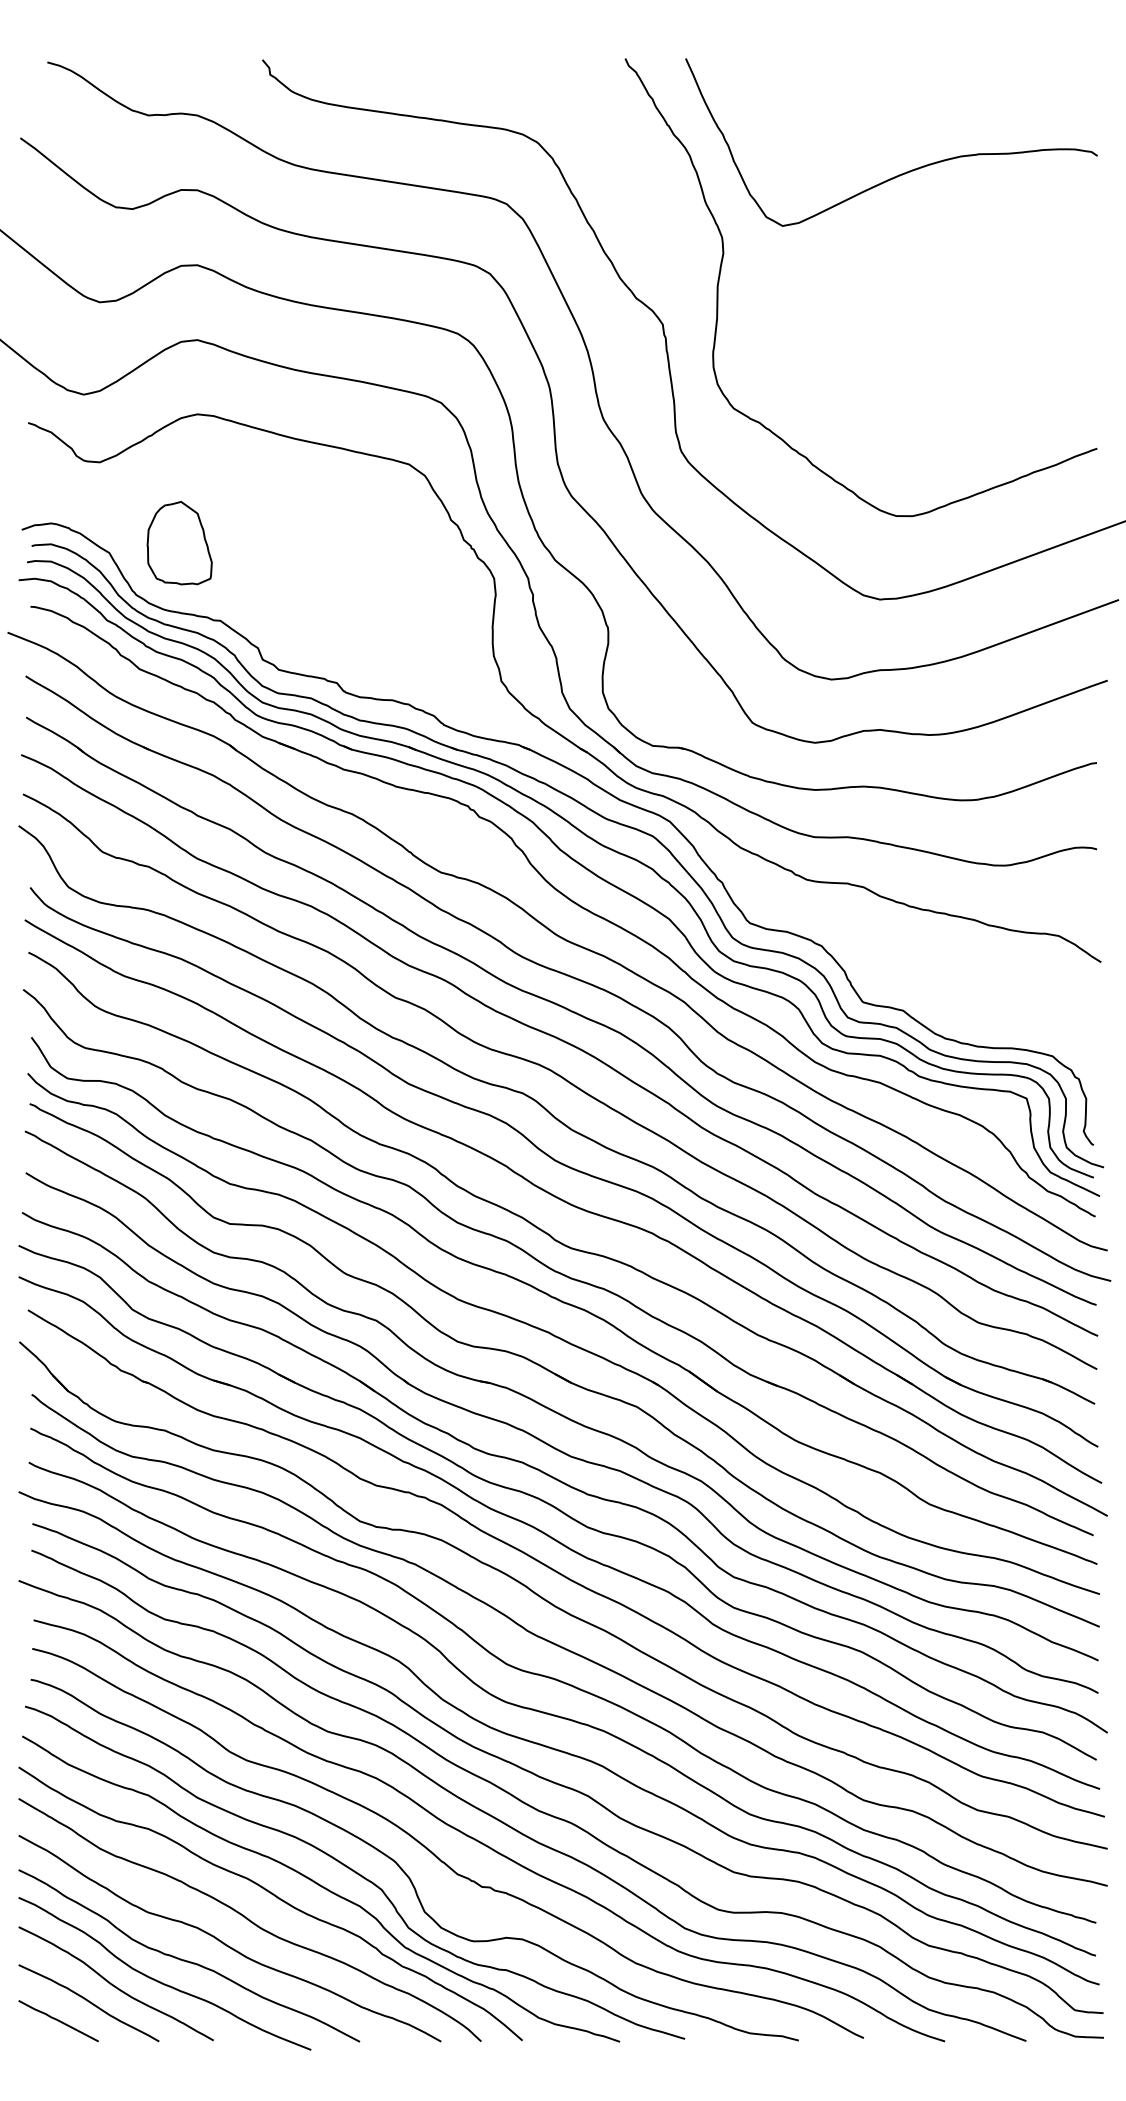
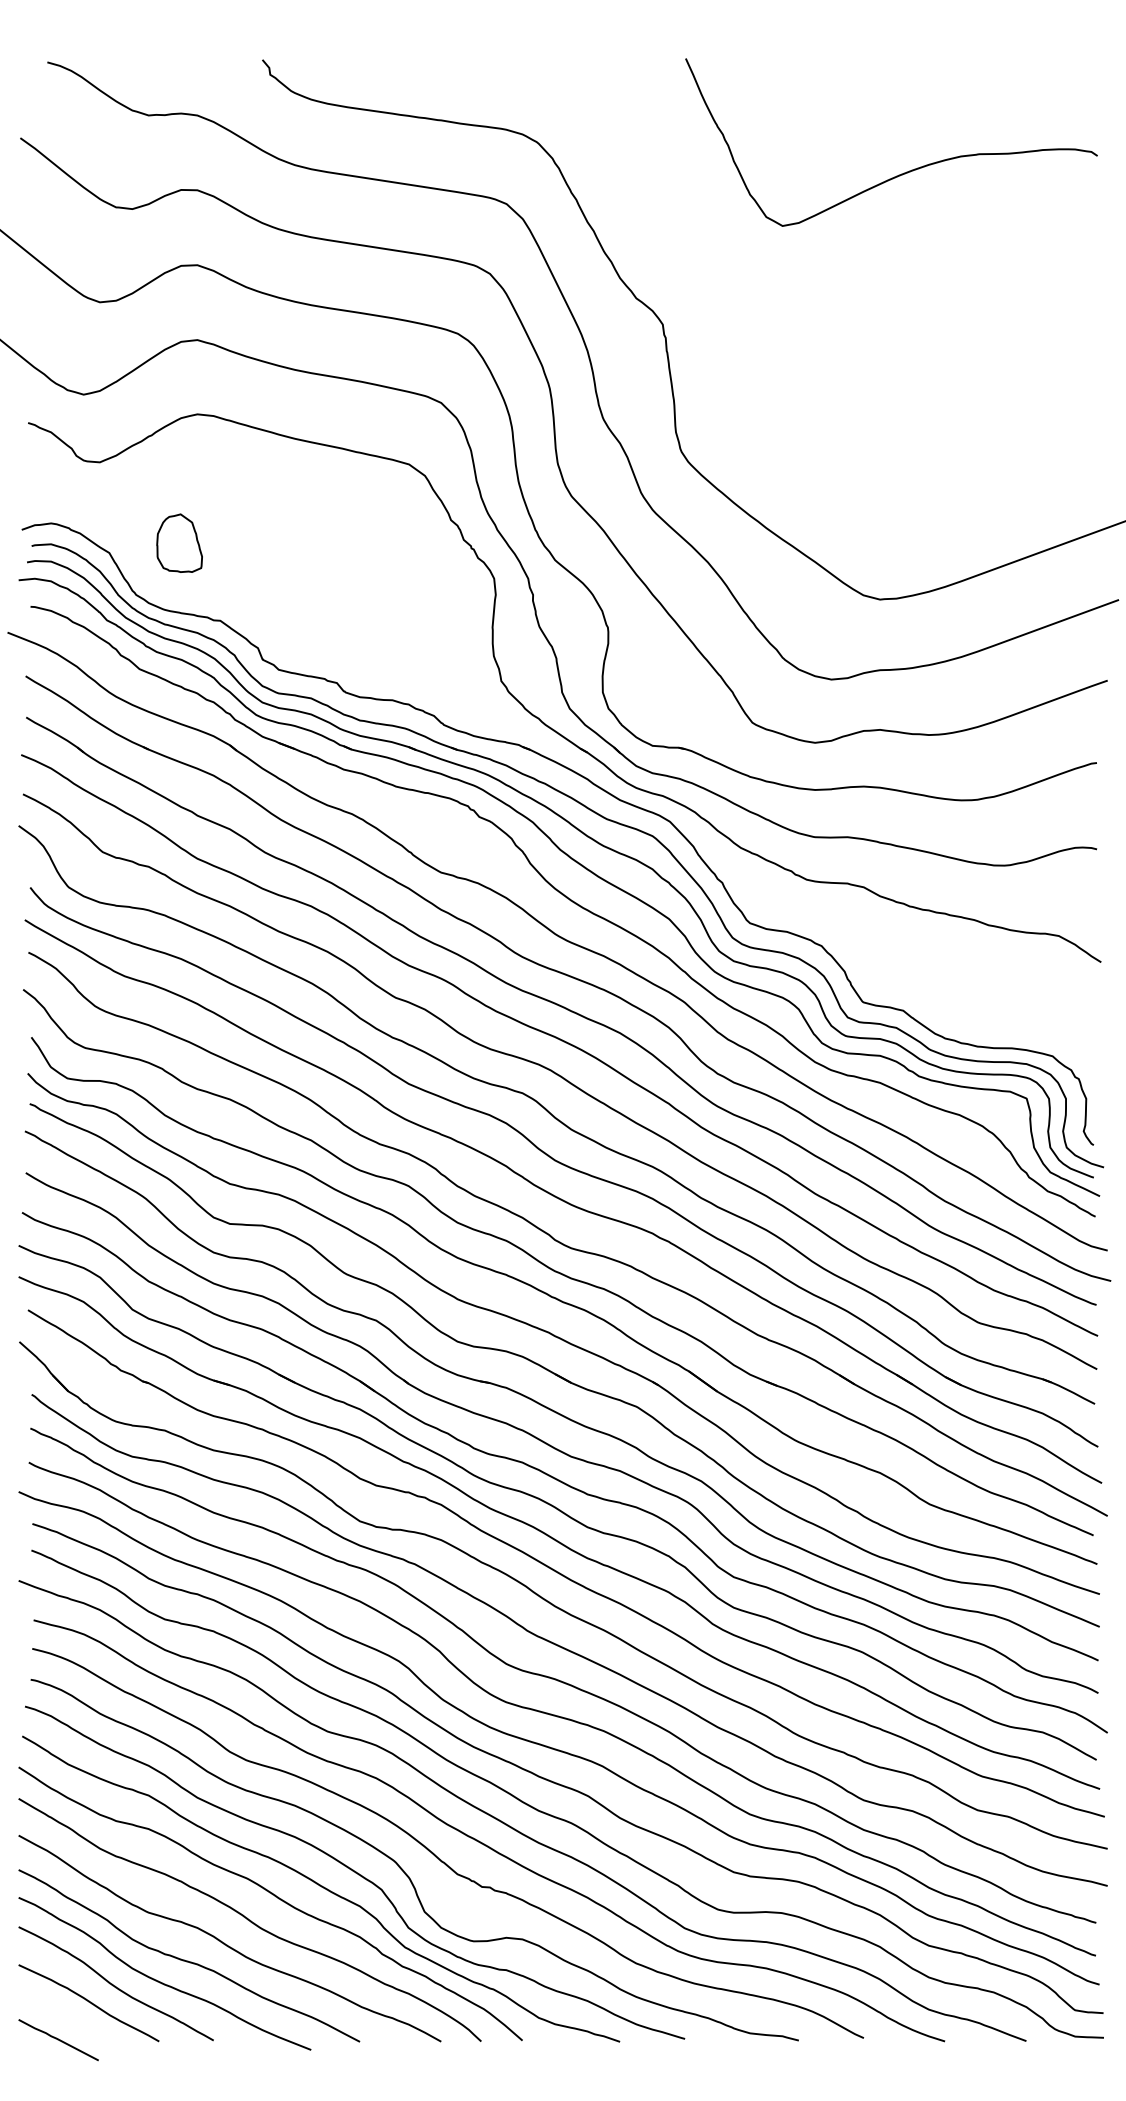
curve: present -> none (723, 259)
part size: 67x85 px -> 47x60 px (179, 542)
line position: (58, 2021) -> (58, 2040) (58, 2040)
